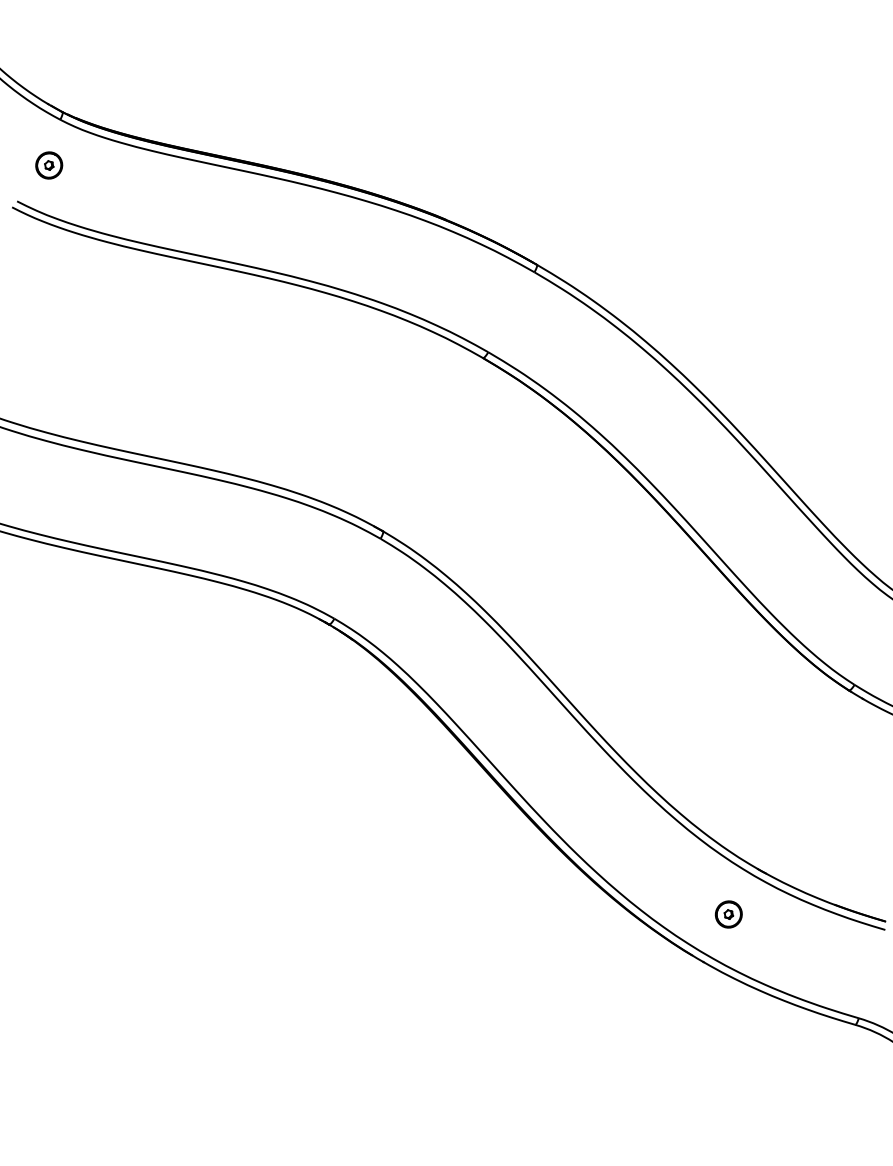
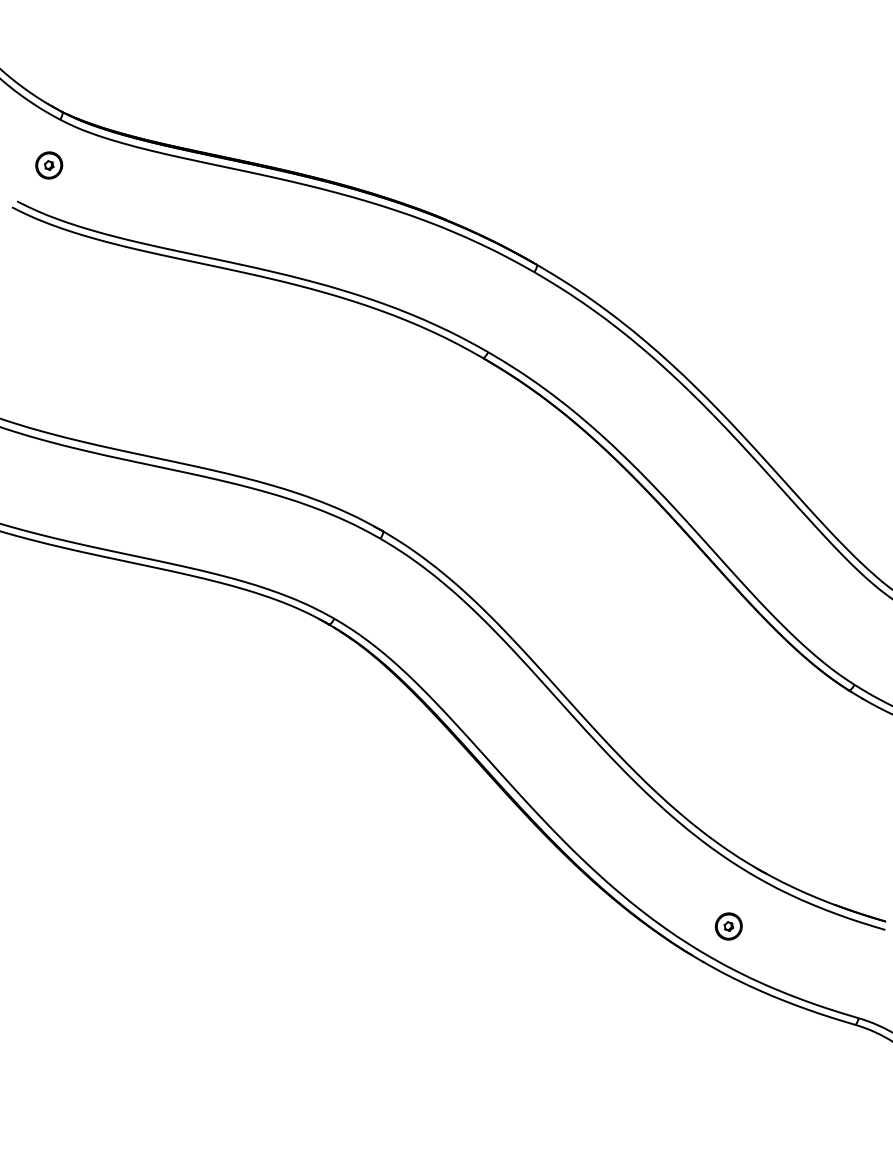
part position: (728, 914) -> (728, 926) (728, 926)
